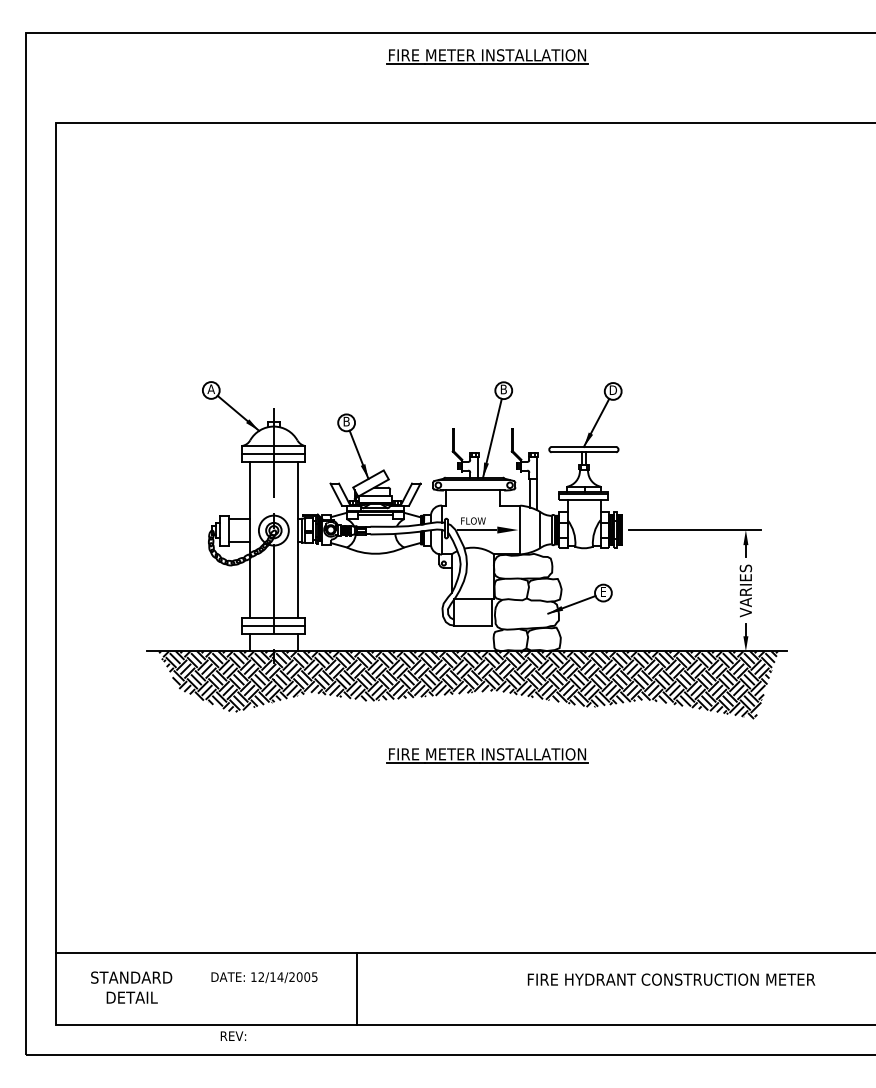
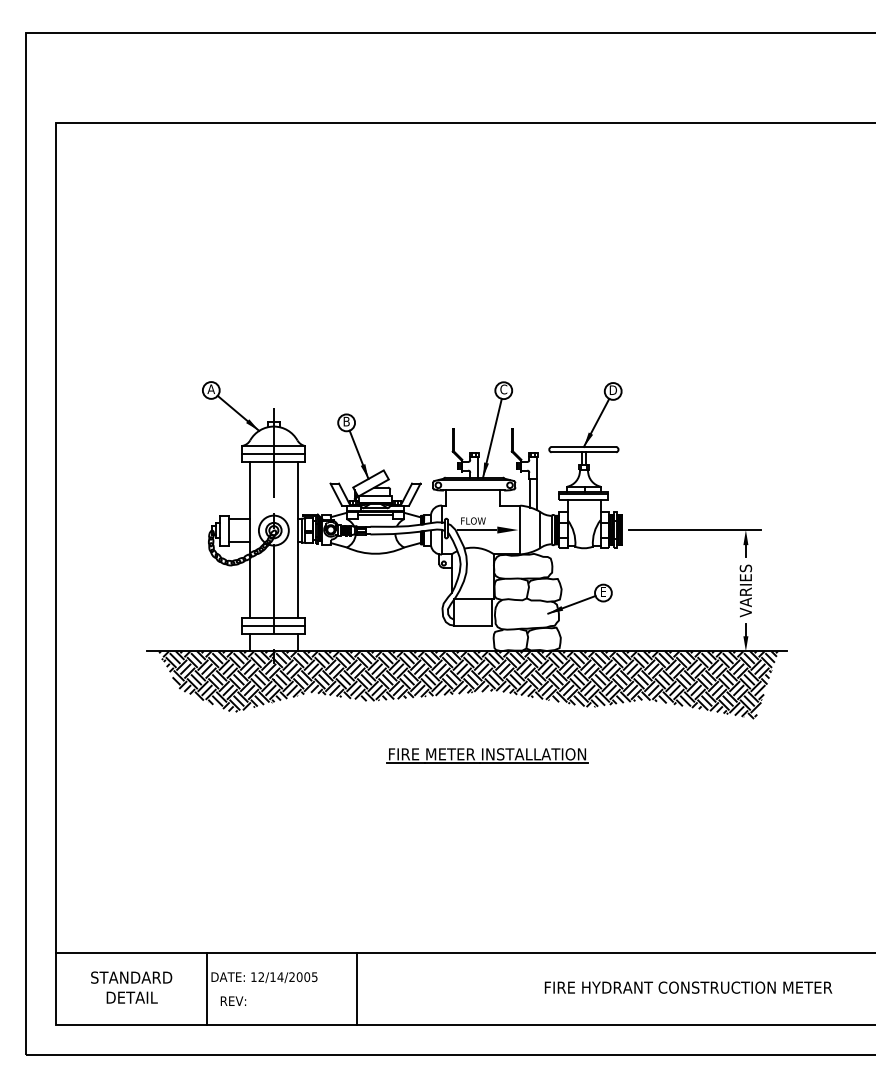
part: present -> none (487, 56)
text: B -> C (503, 389)
text position: (671, 979) -> (688, 987) (688, 987)
line: none -> present (206, 989)
text position: (233, 1035) -> (233, 1000) (233, 1000)
